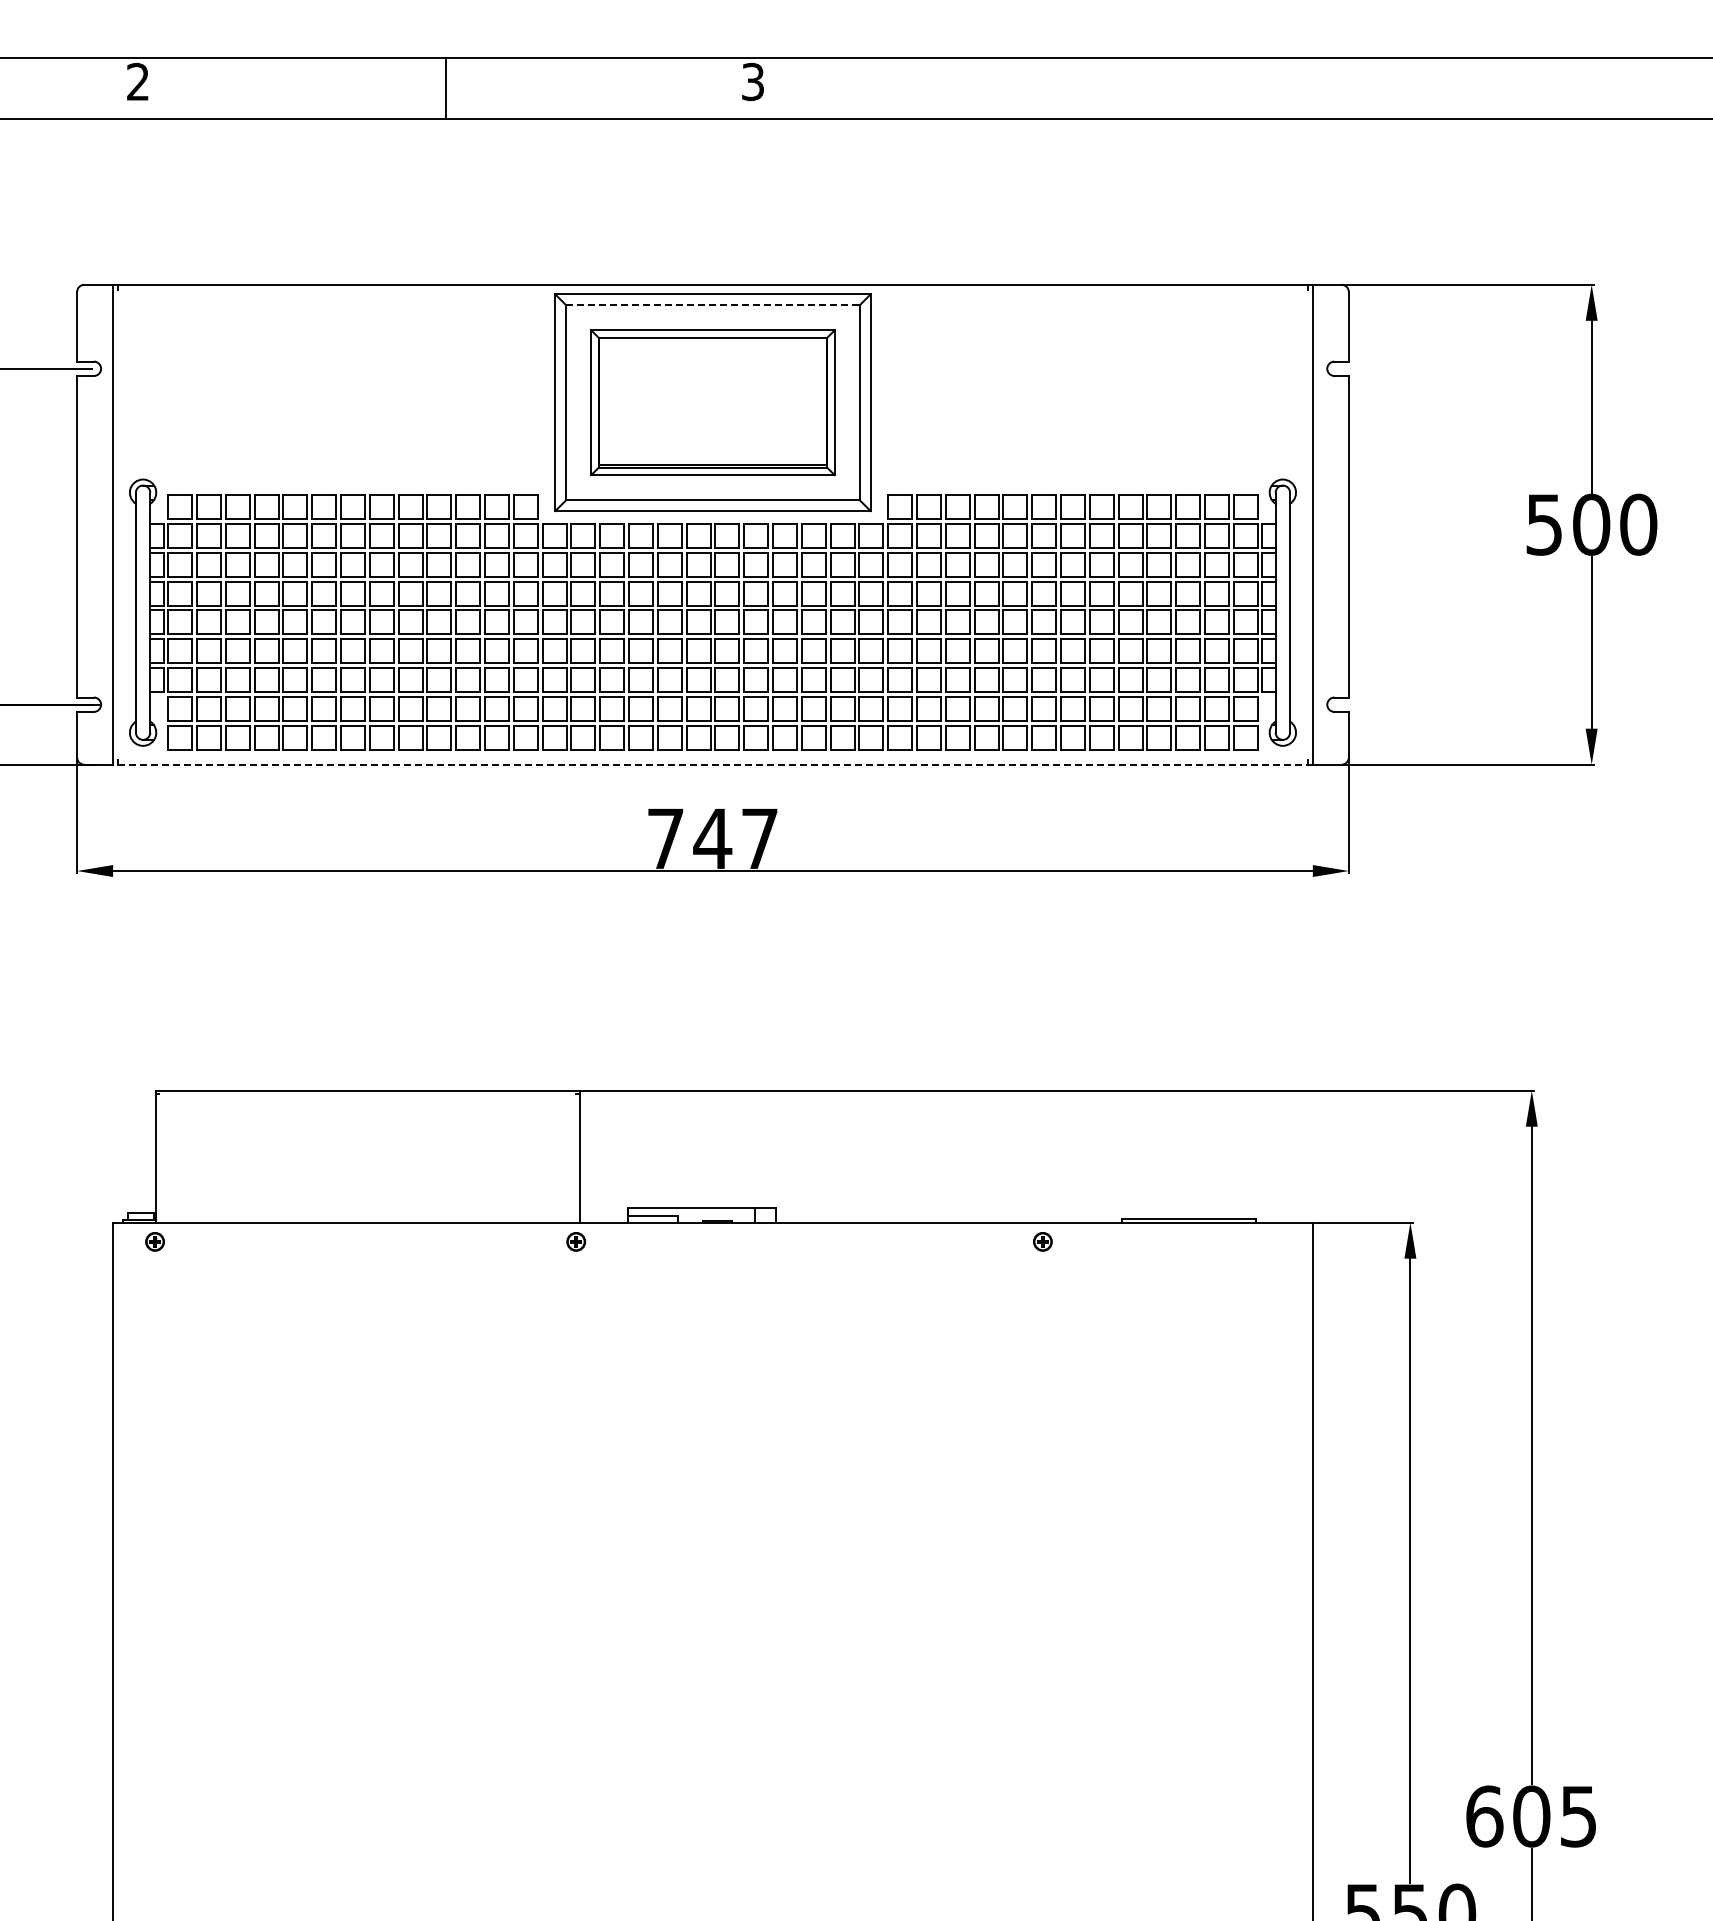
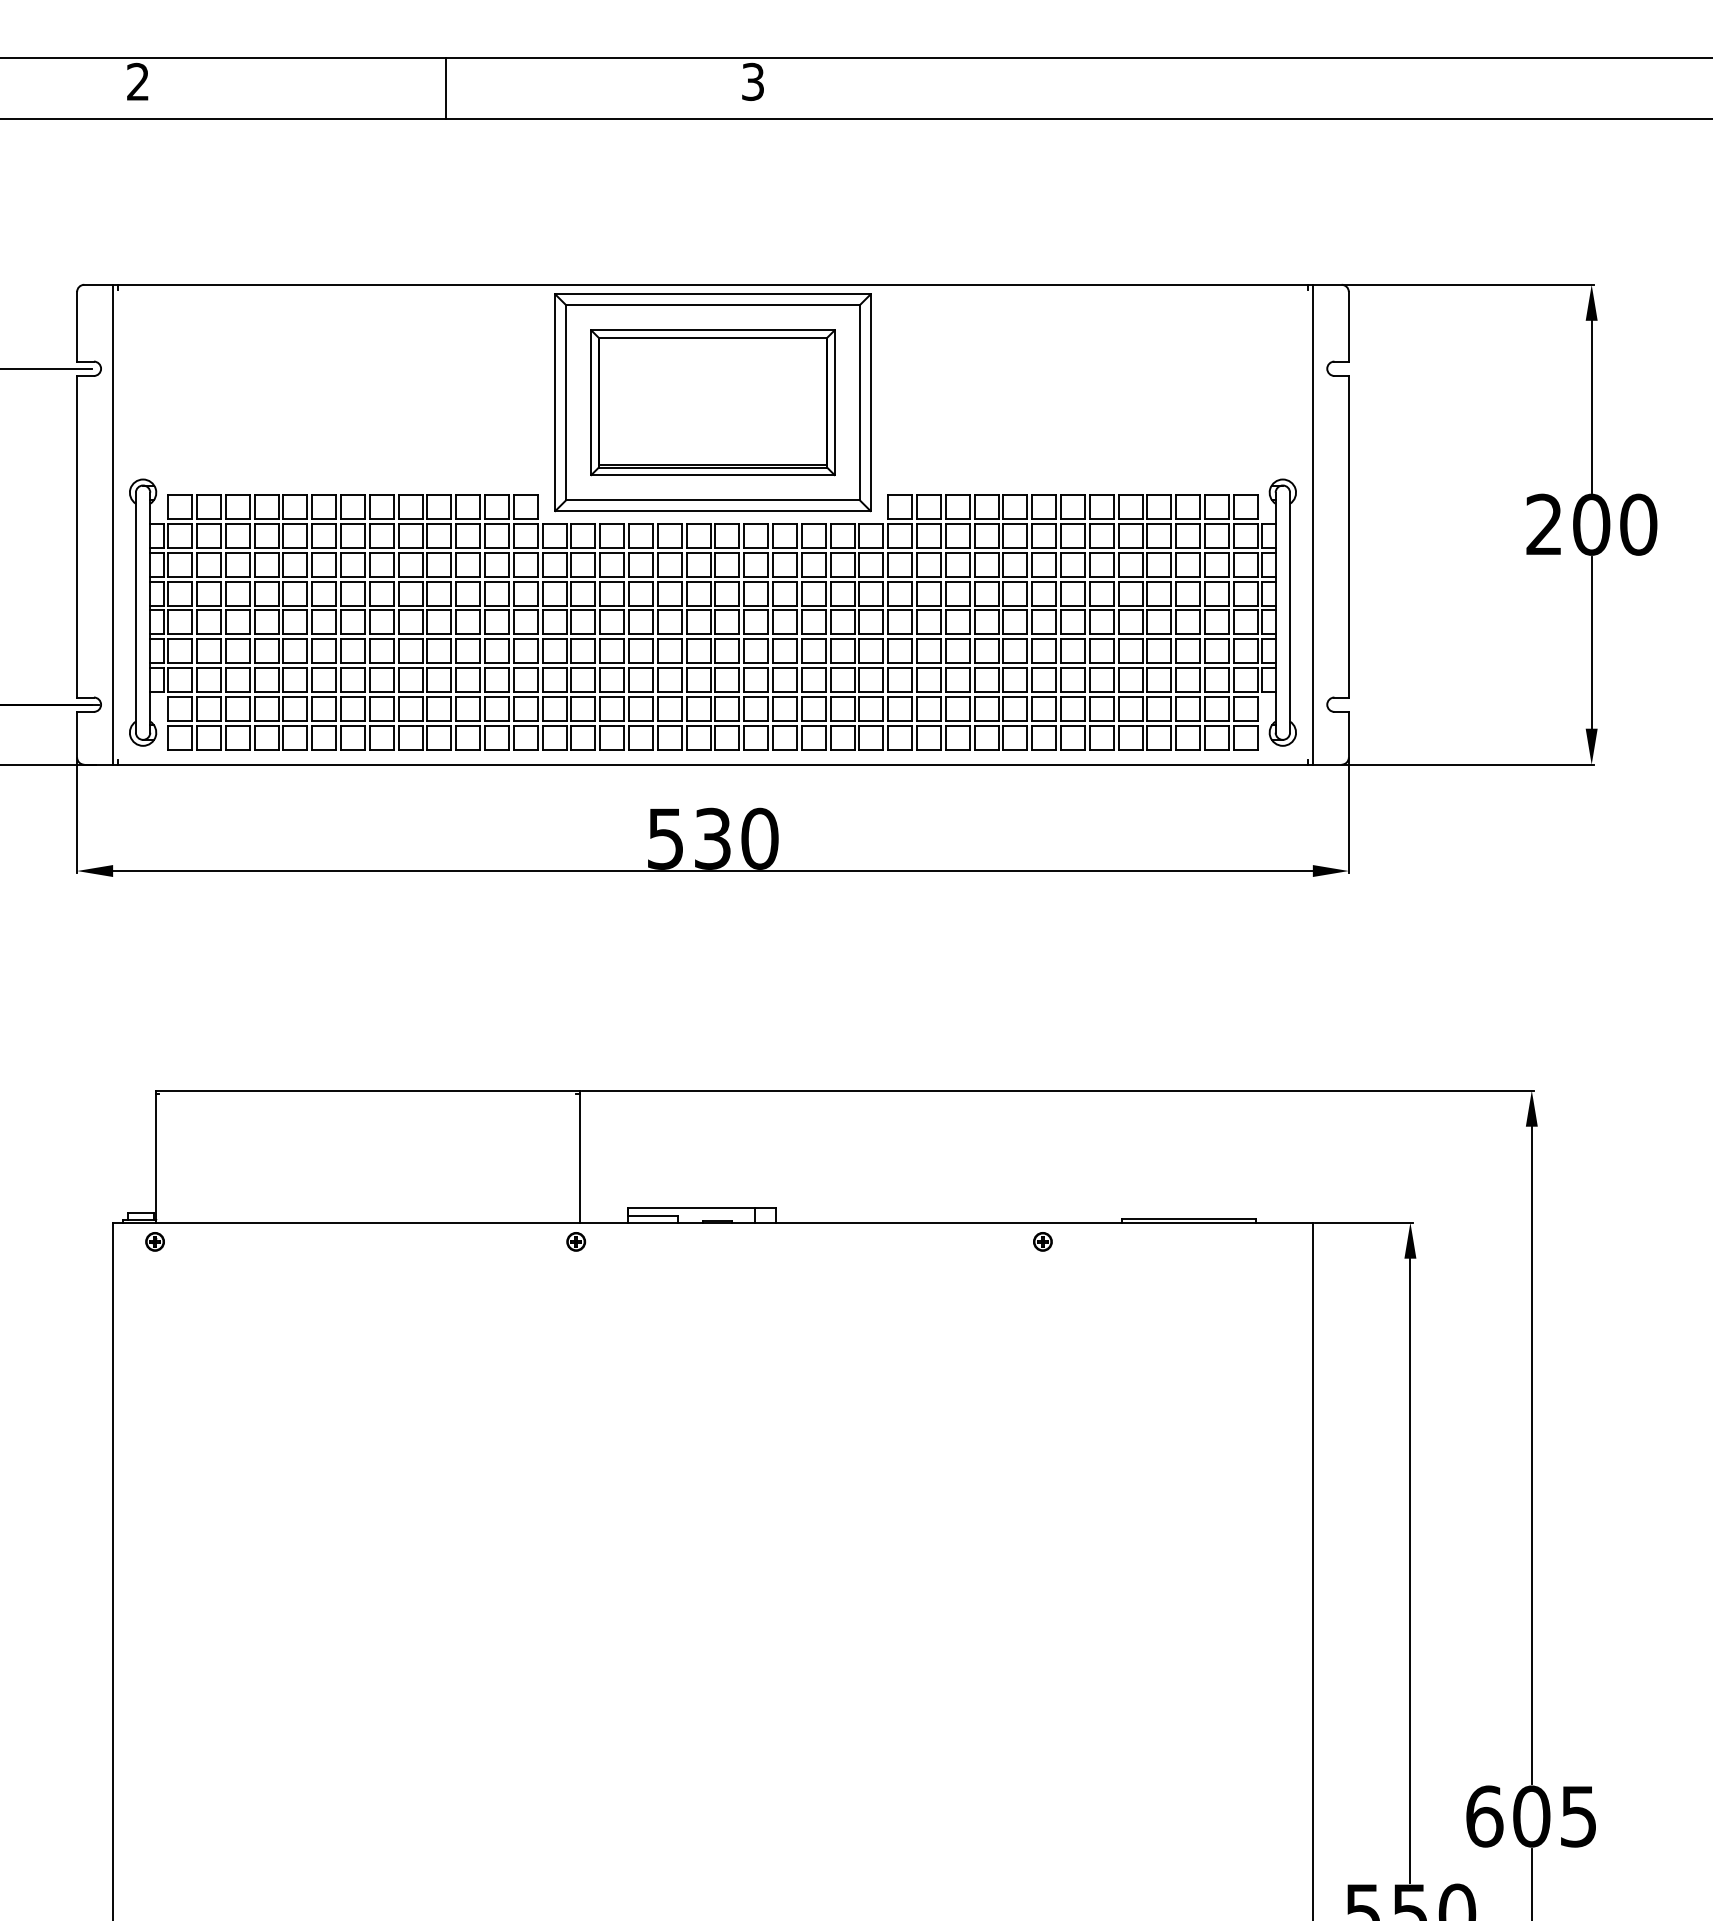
line: dashed -> solid (712, 305)
text: 500 -> 200 (1543, 524)
line: dashed -> solid (712, 764)
text: 747 -> 530 (713, 838)
